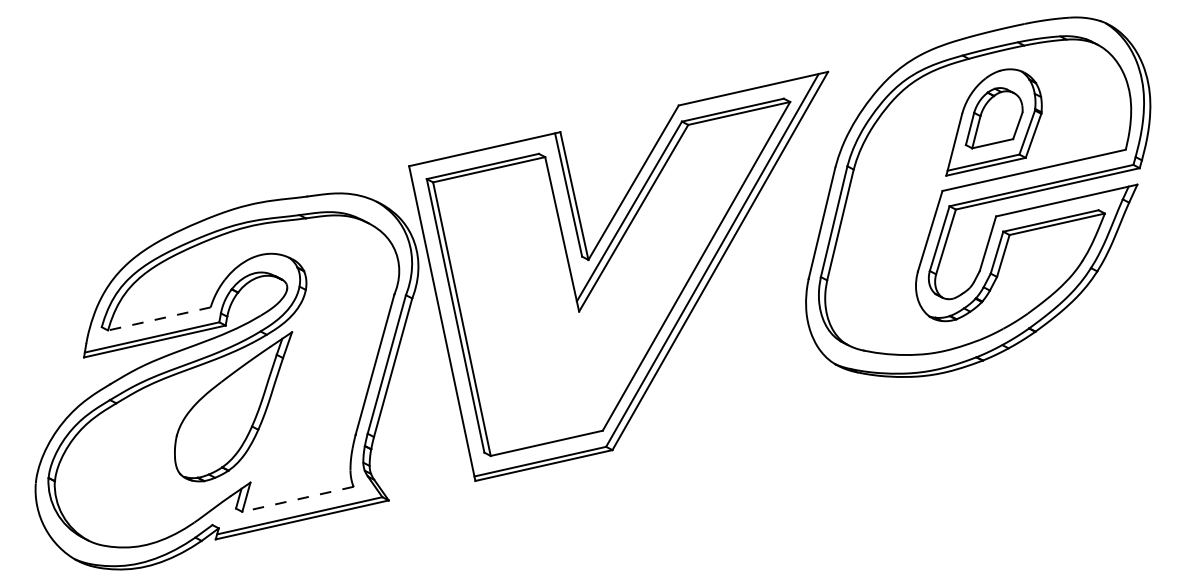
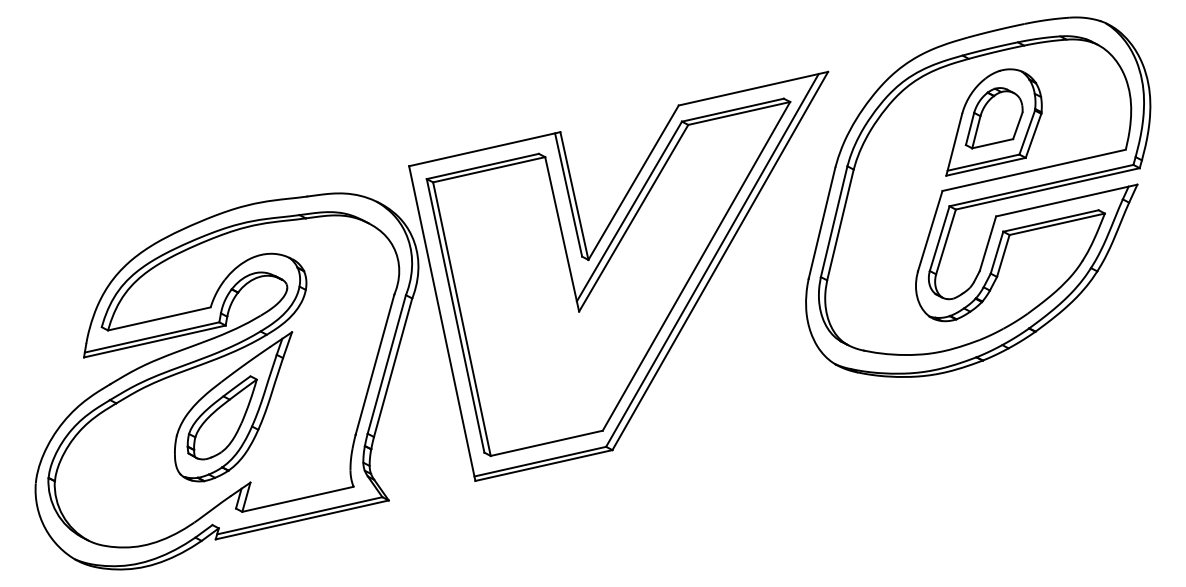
line: dashed -> solid (159, 318)
part: none -> present (221, 417)
line: dashed -> solid (297, 499)
